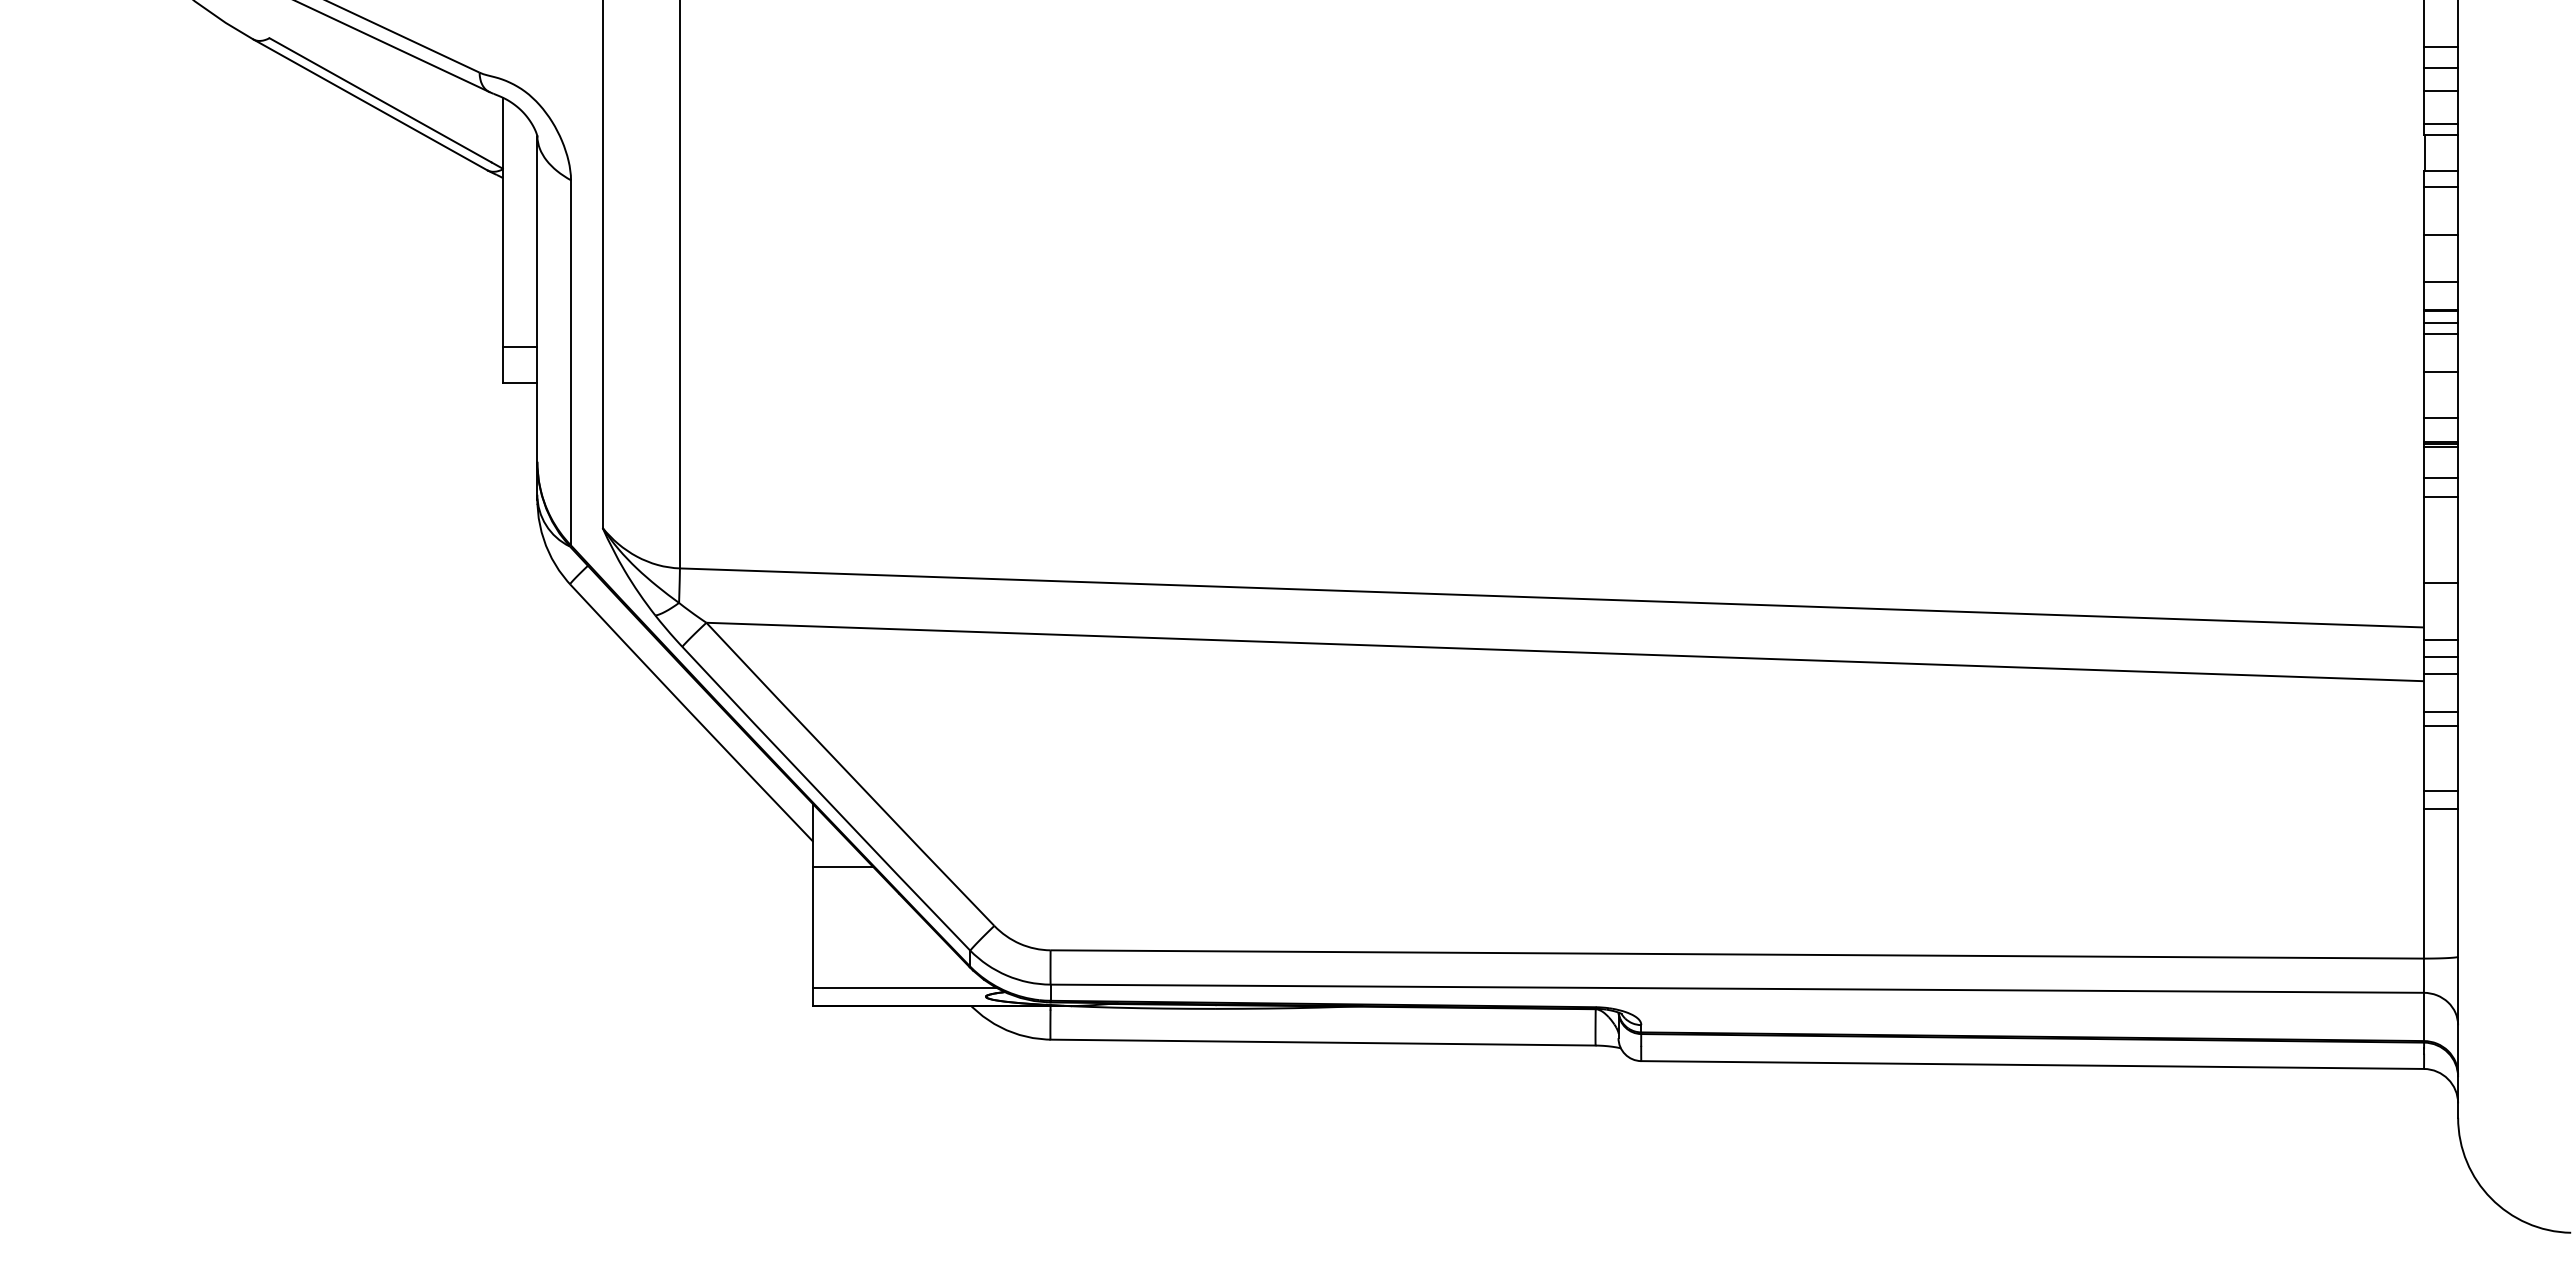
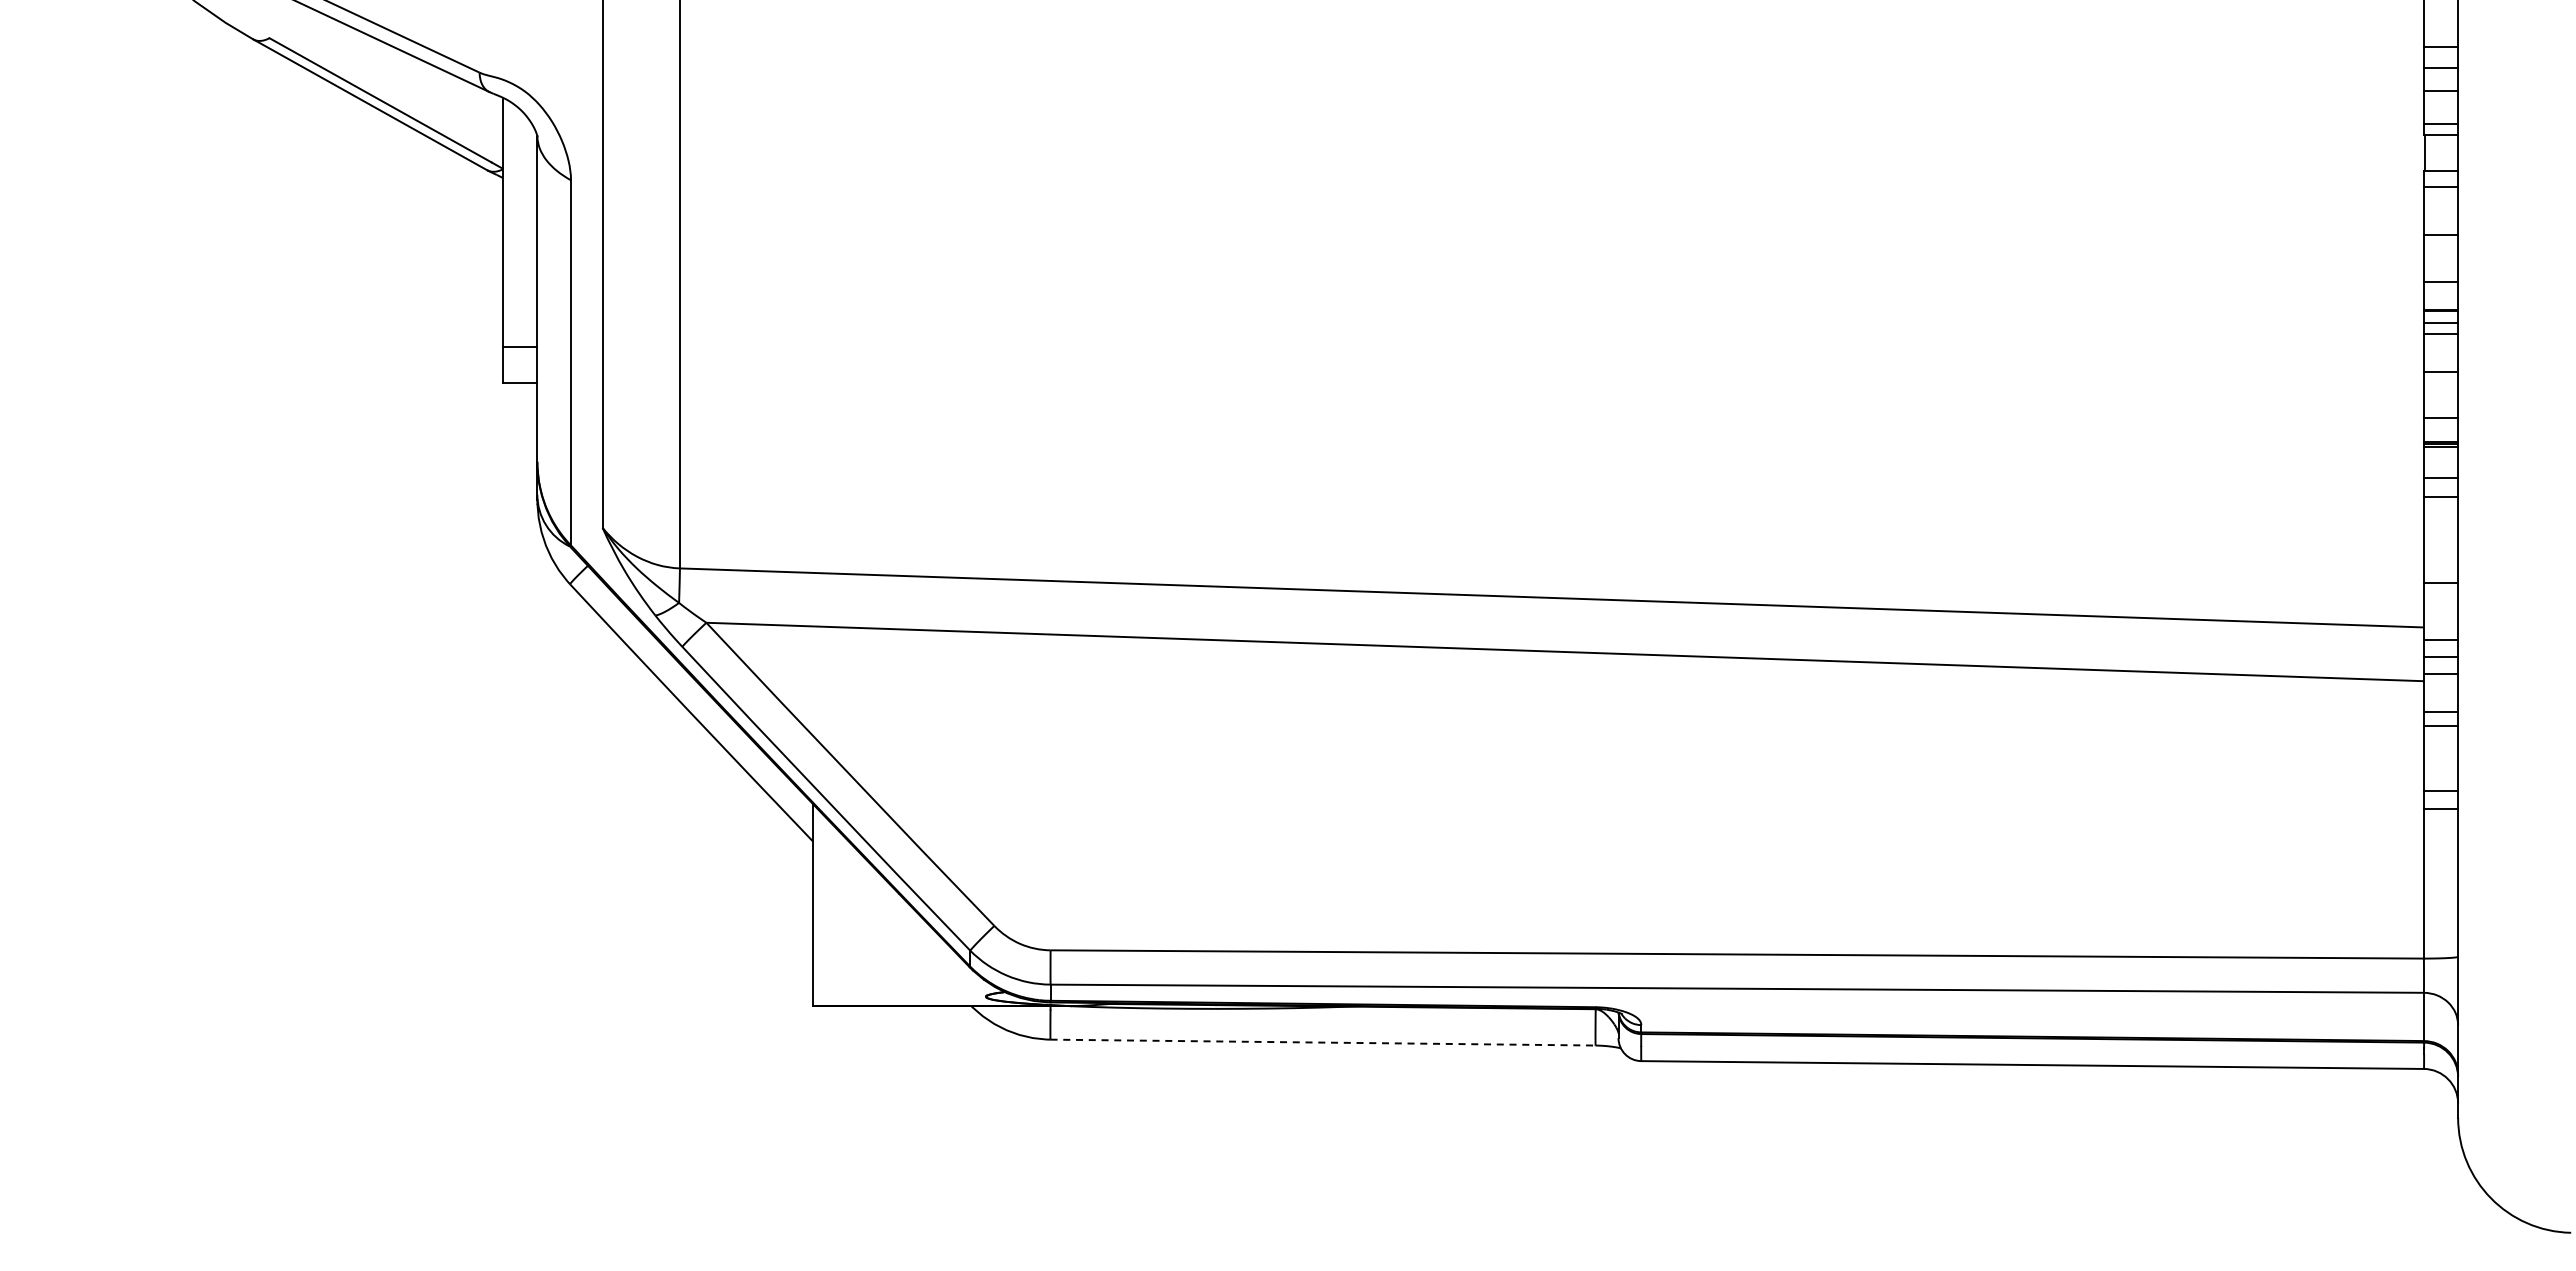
line: present -> none (843, 866)
line: present -> none (904, 987)
line: solid -> dashed (1323, 1042)
